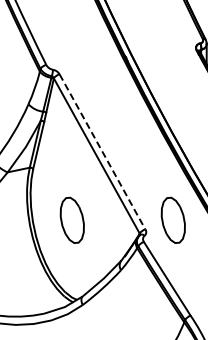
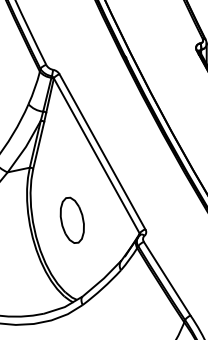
line: dashed -> solid (102, 151)
part: present -> none (172, 219)
